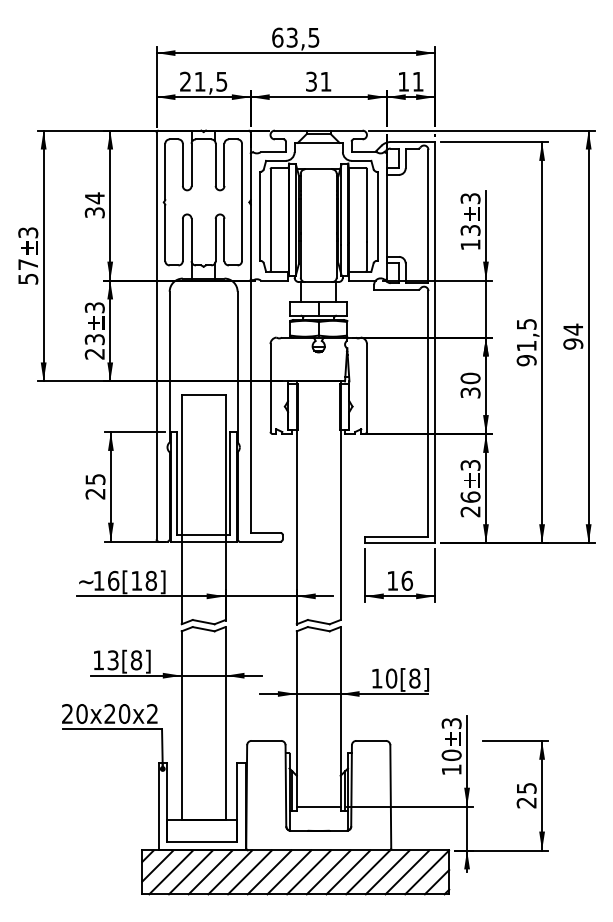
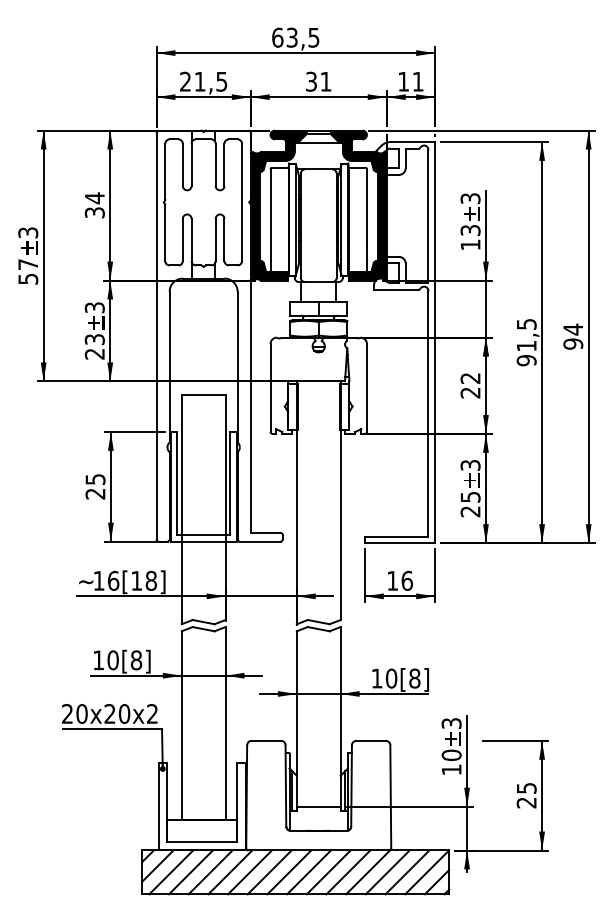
fill: none -> present (278, 205)
fill: none -> present (358, 205)
text: 30 -> 22 (470, 385)
text: 26 -> 25 (470, 496)
text: 13 -> 10 (112, 660)
